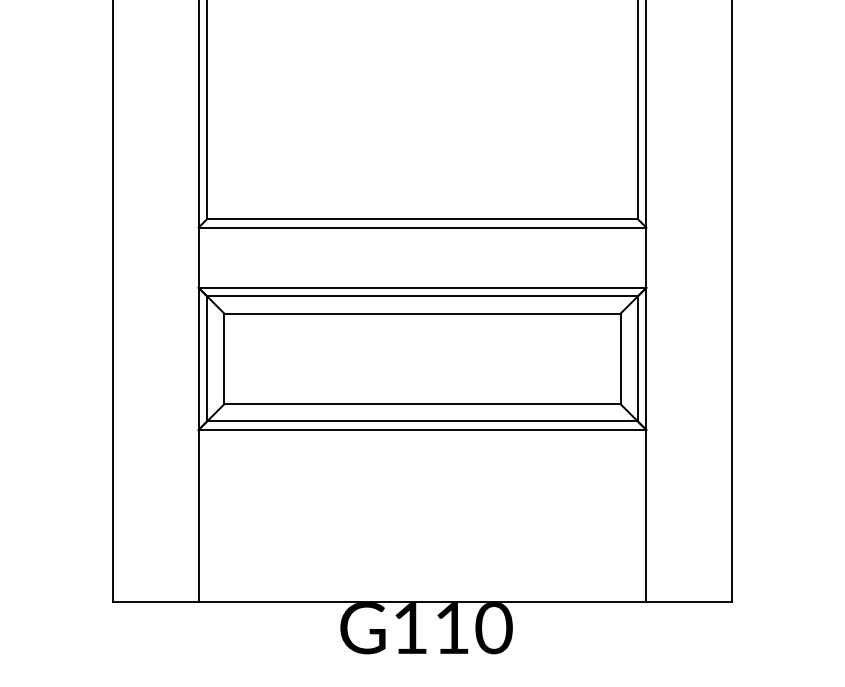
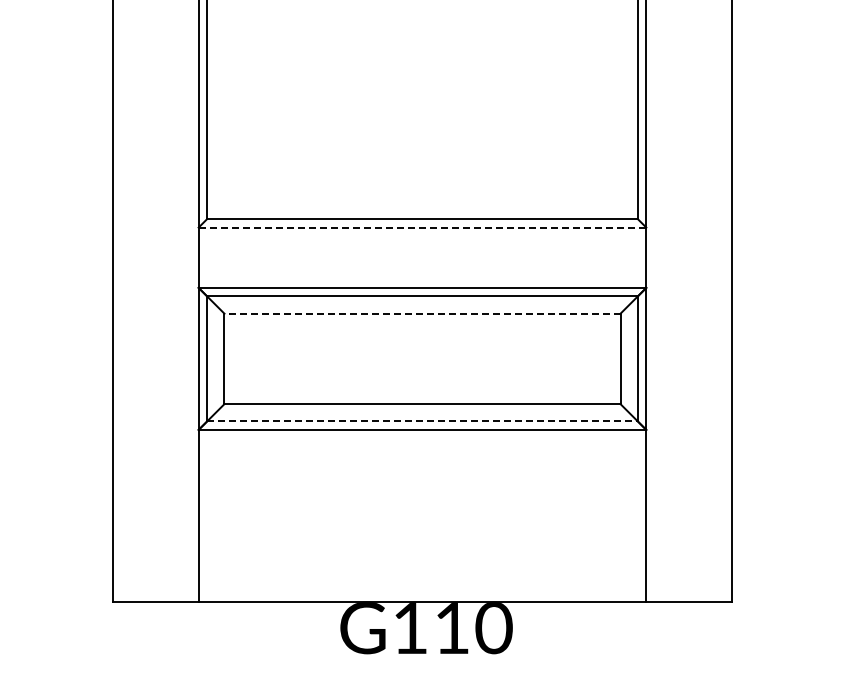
line: solid -> dashed (422, 227)
line: solid -> dashed (421, 313)
line: solid -> dashed (422, 421)
